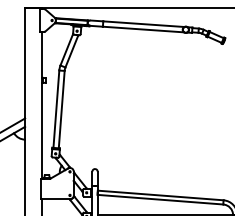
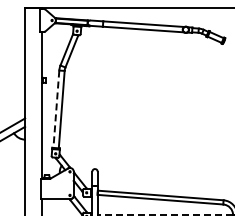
line: solid -> dashed (56, 109)
line: solid -> dashed (165, 214)
